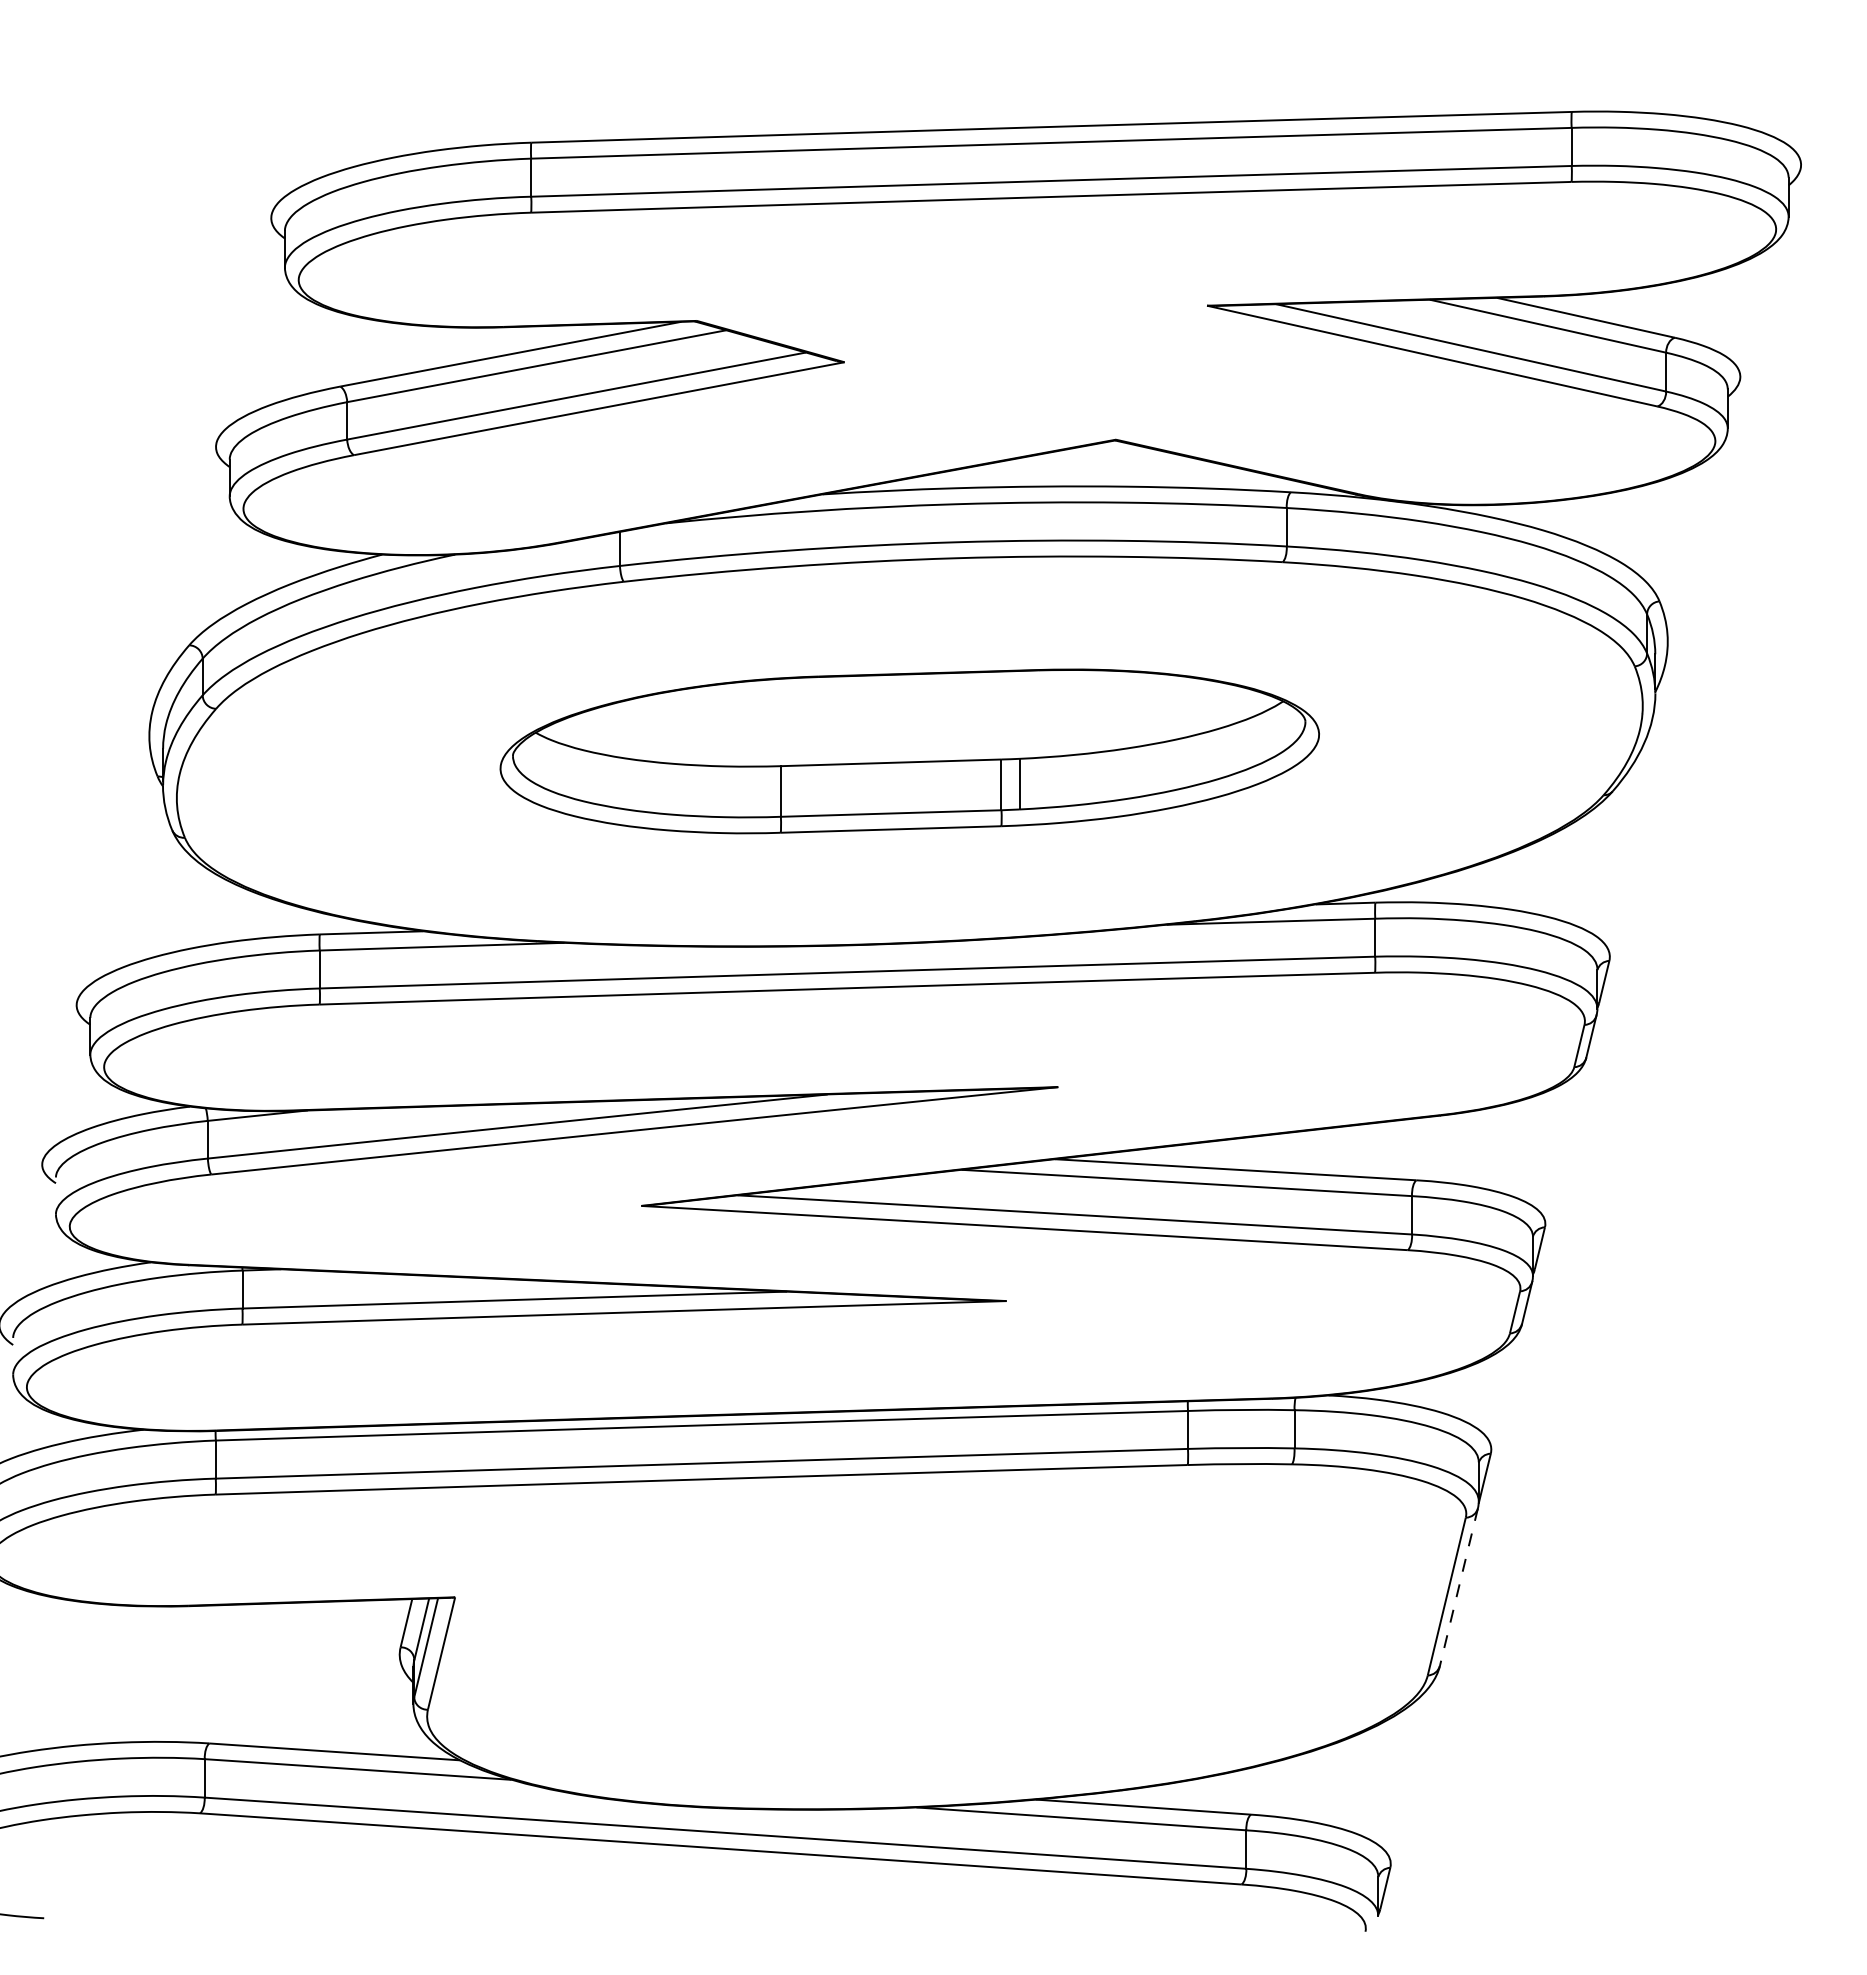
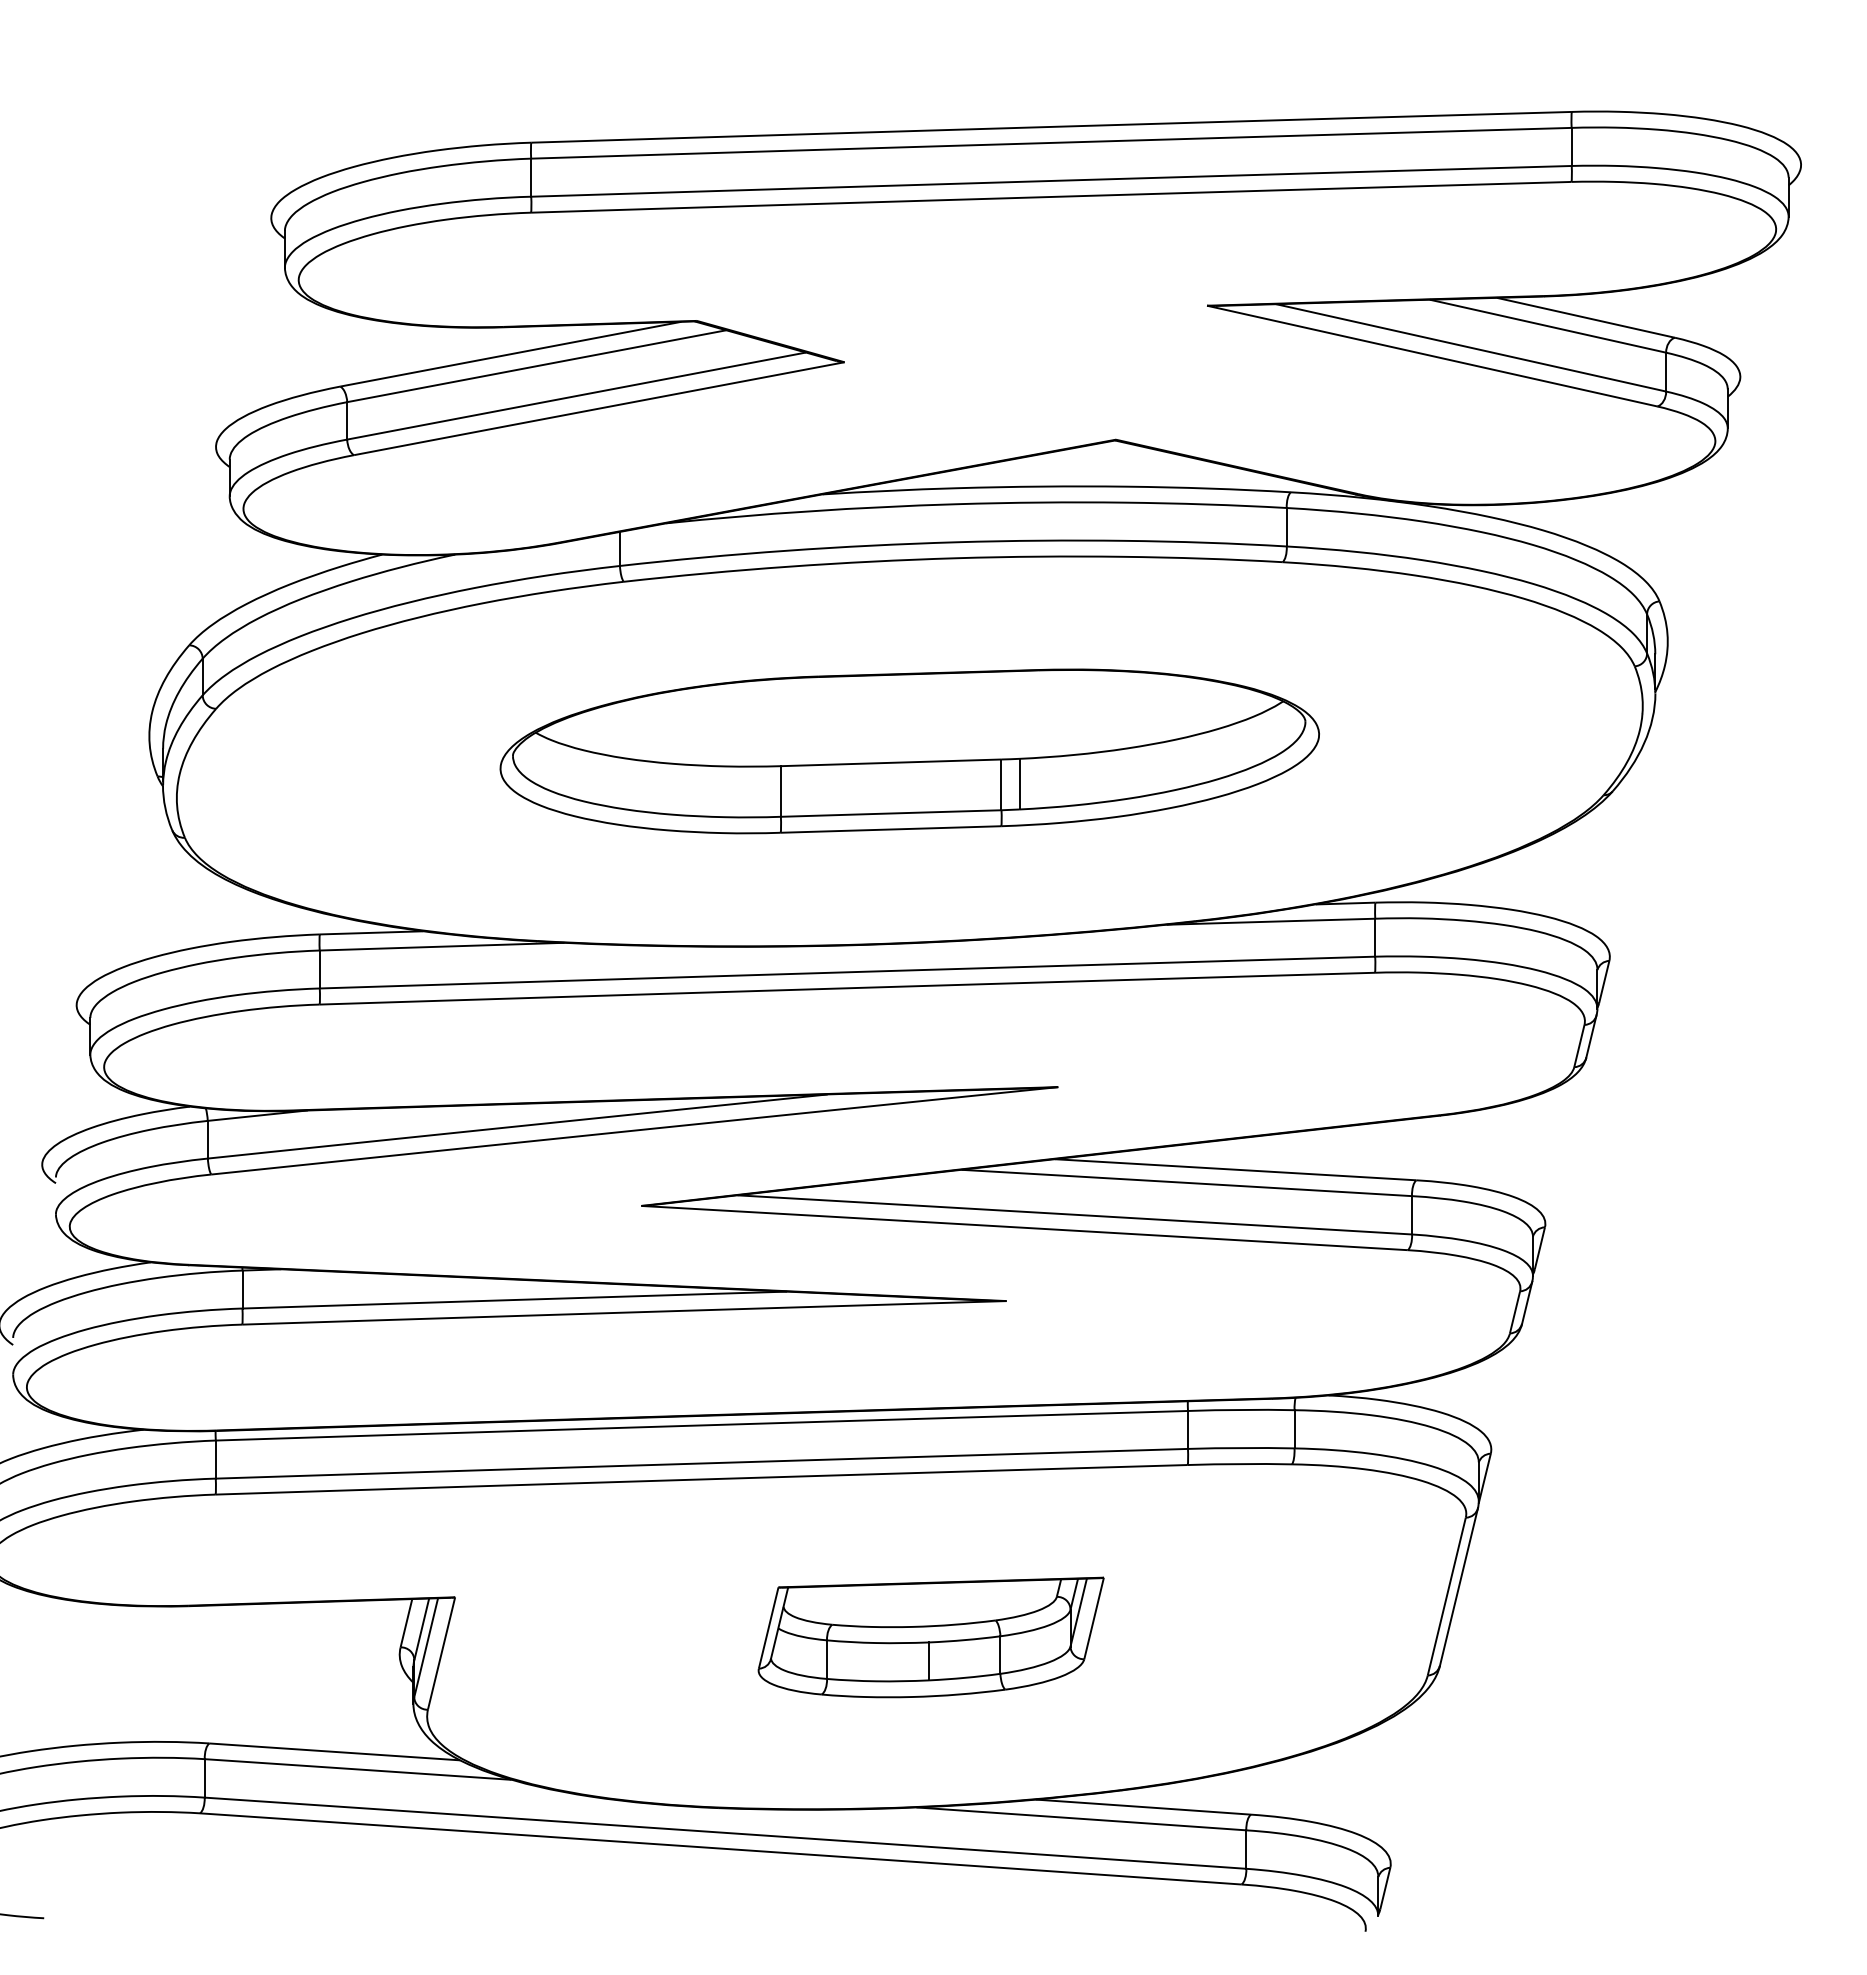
line: dashed -> solid (1458, 1587)
part: none -> present (930, 1637)
